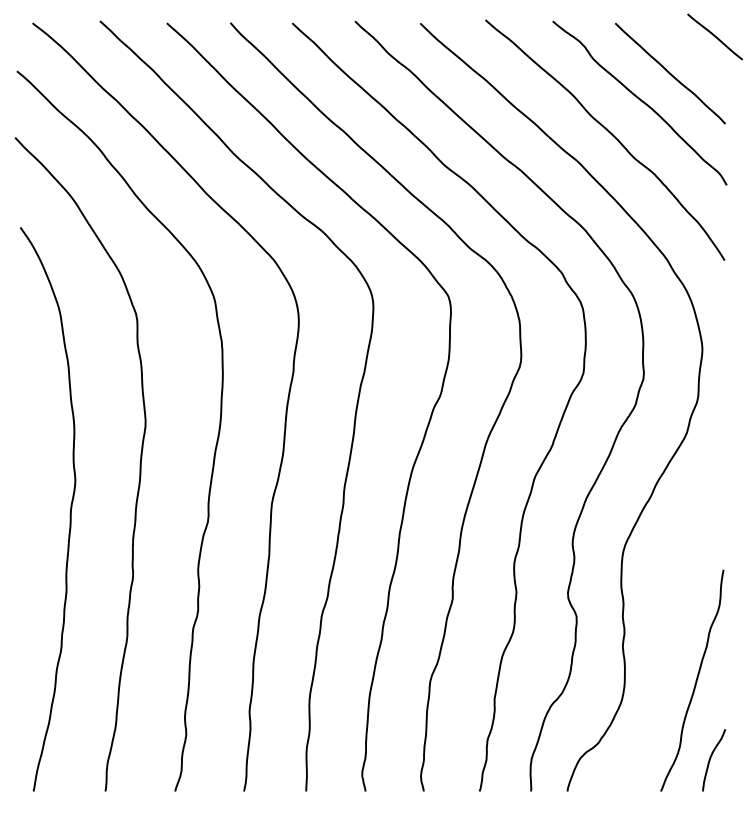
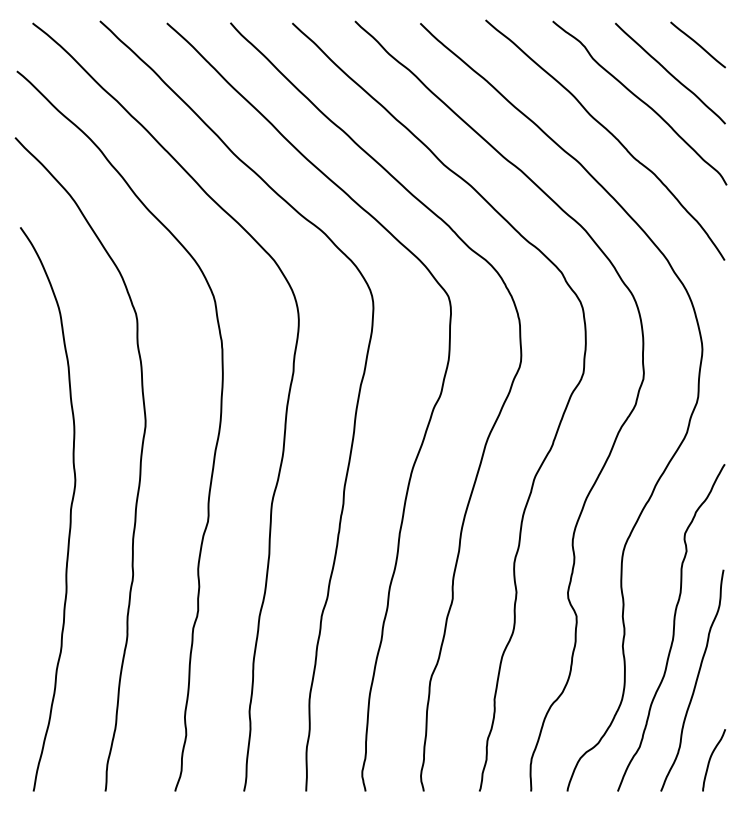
line position: (714, 36) -> (697, 44) (697, 44)
curve: none -> present (673, 627)
